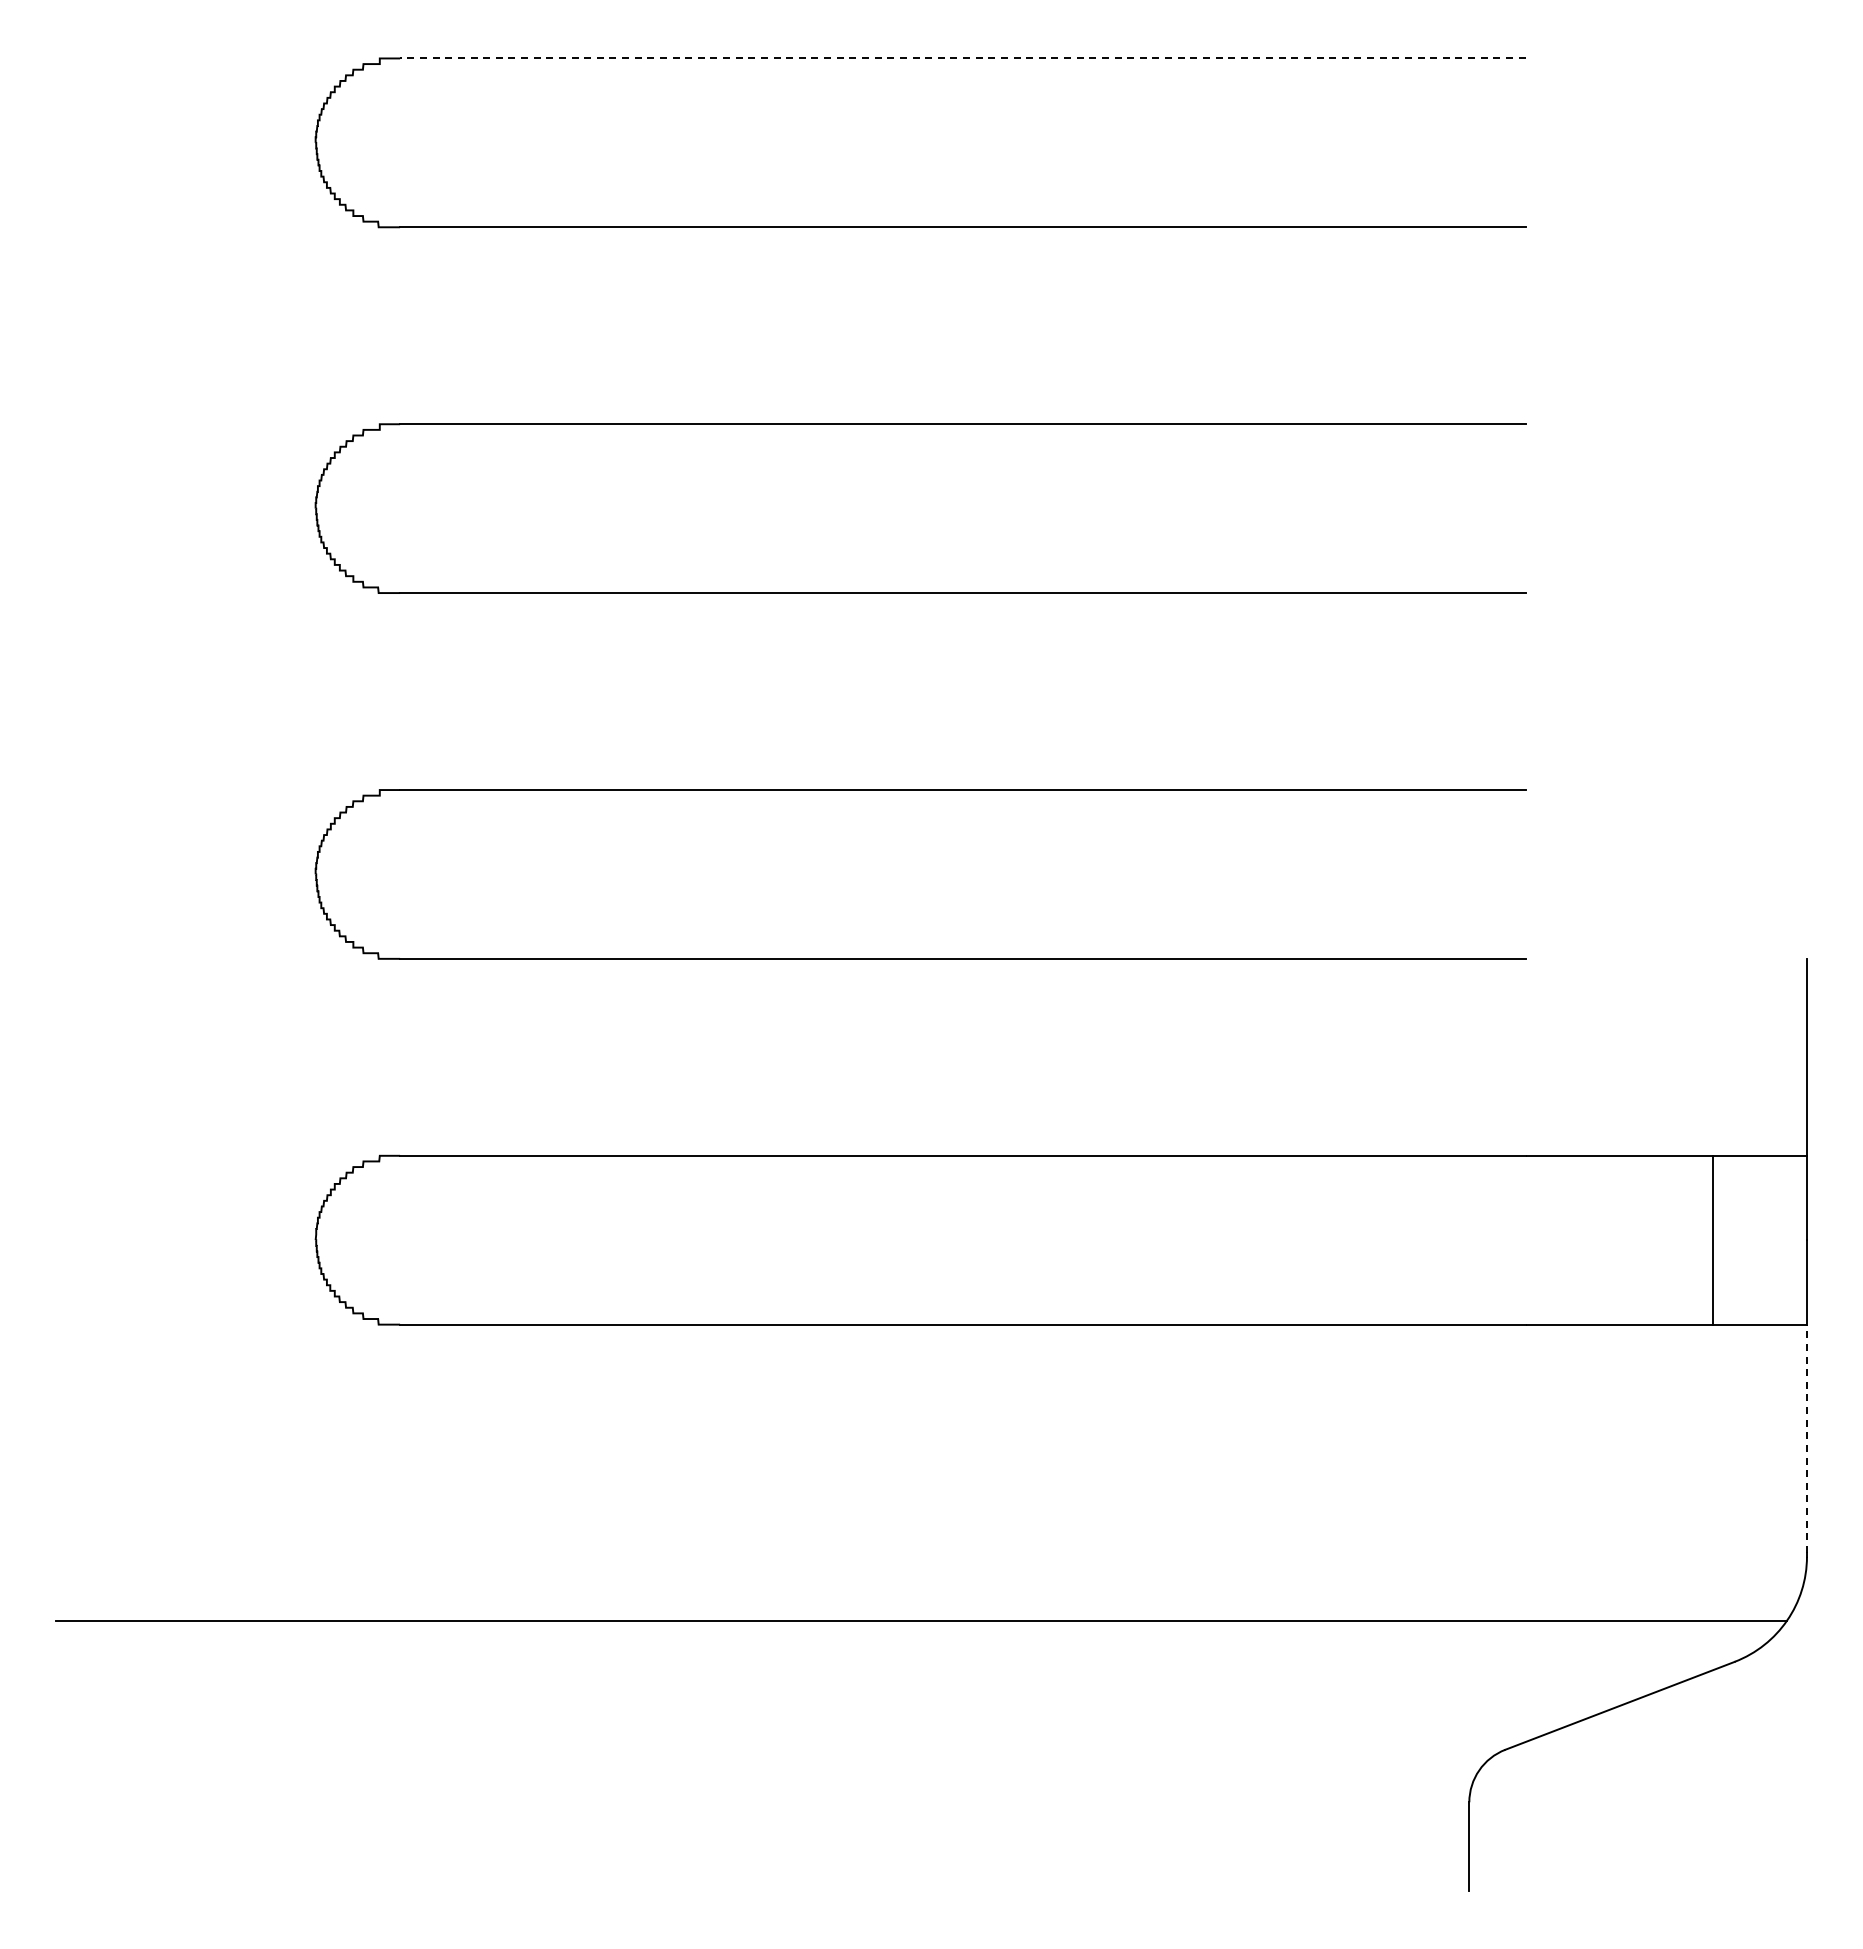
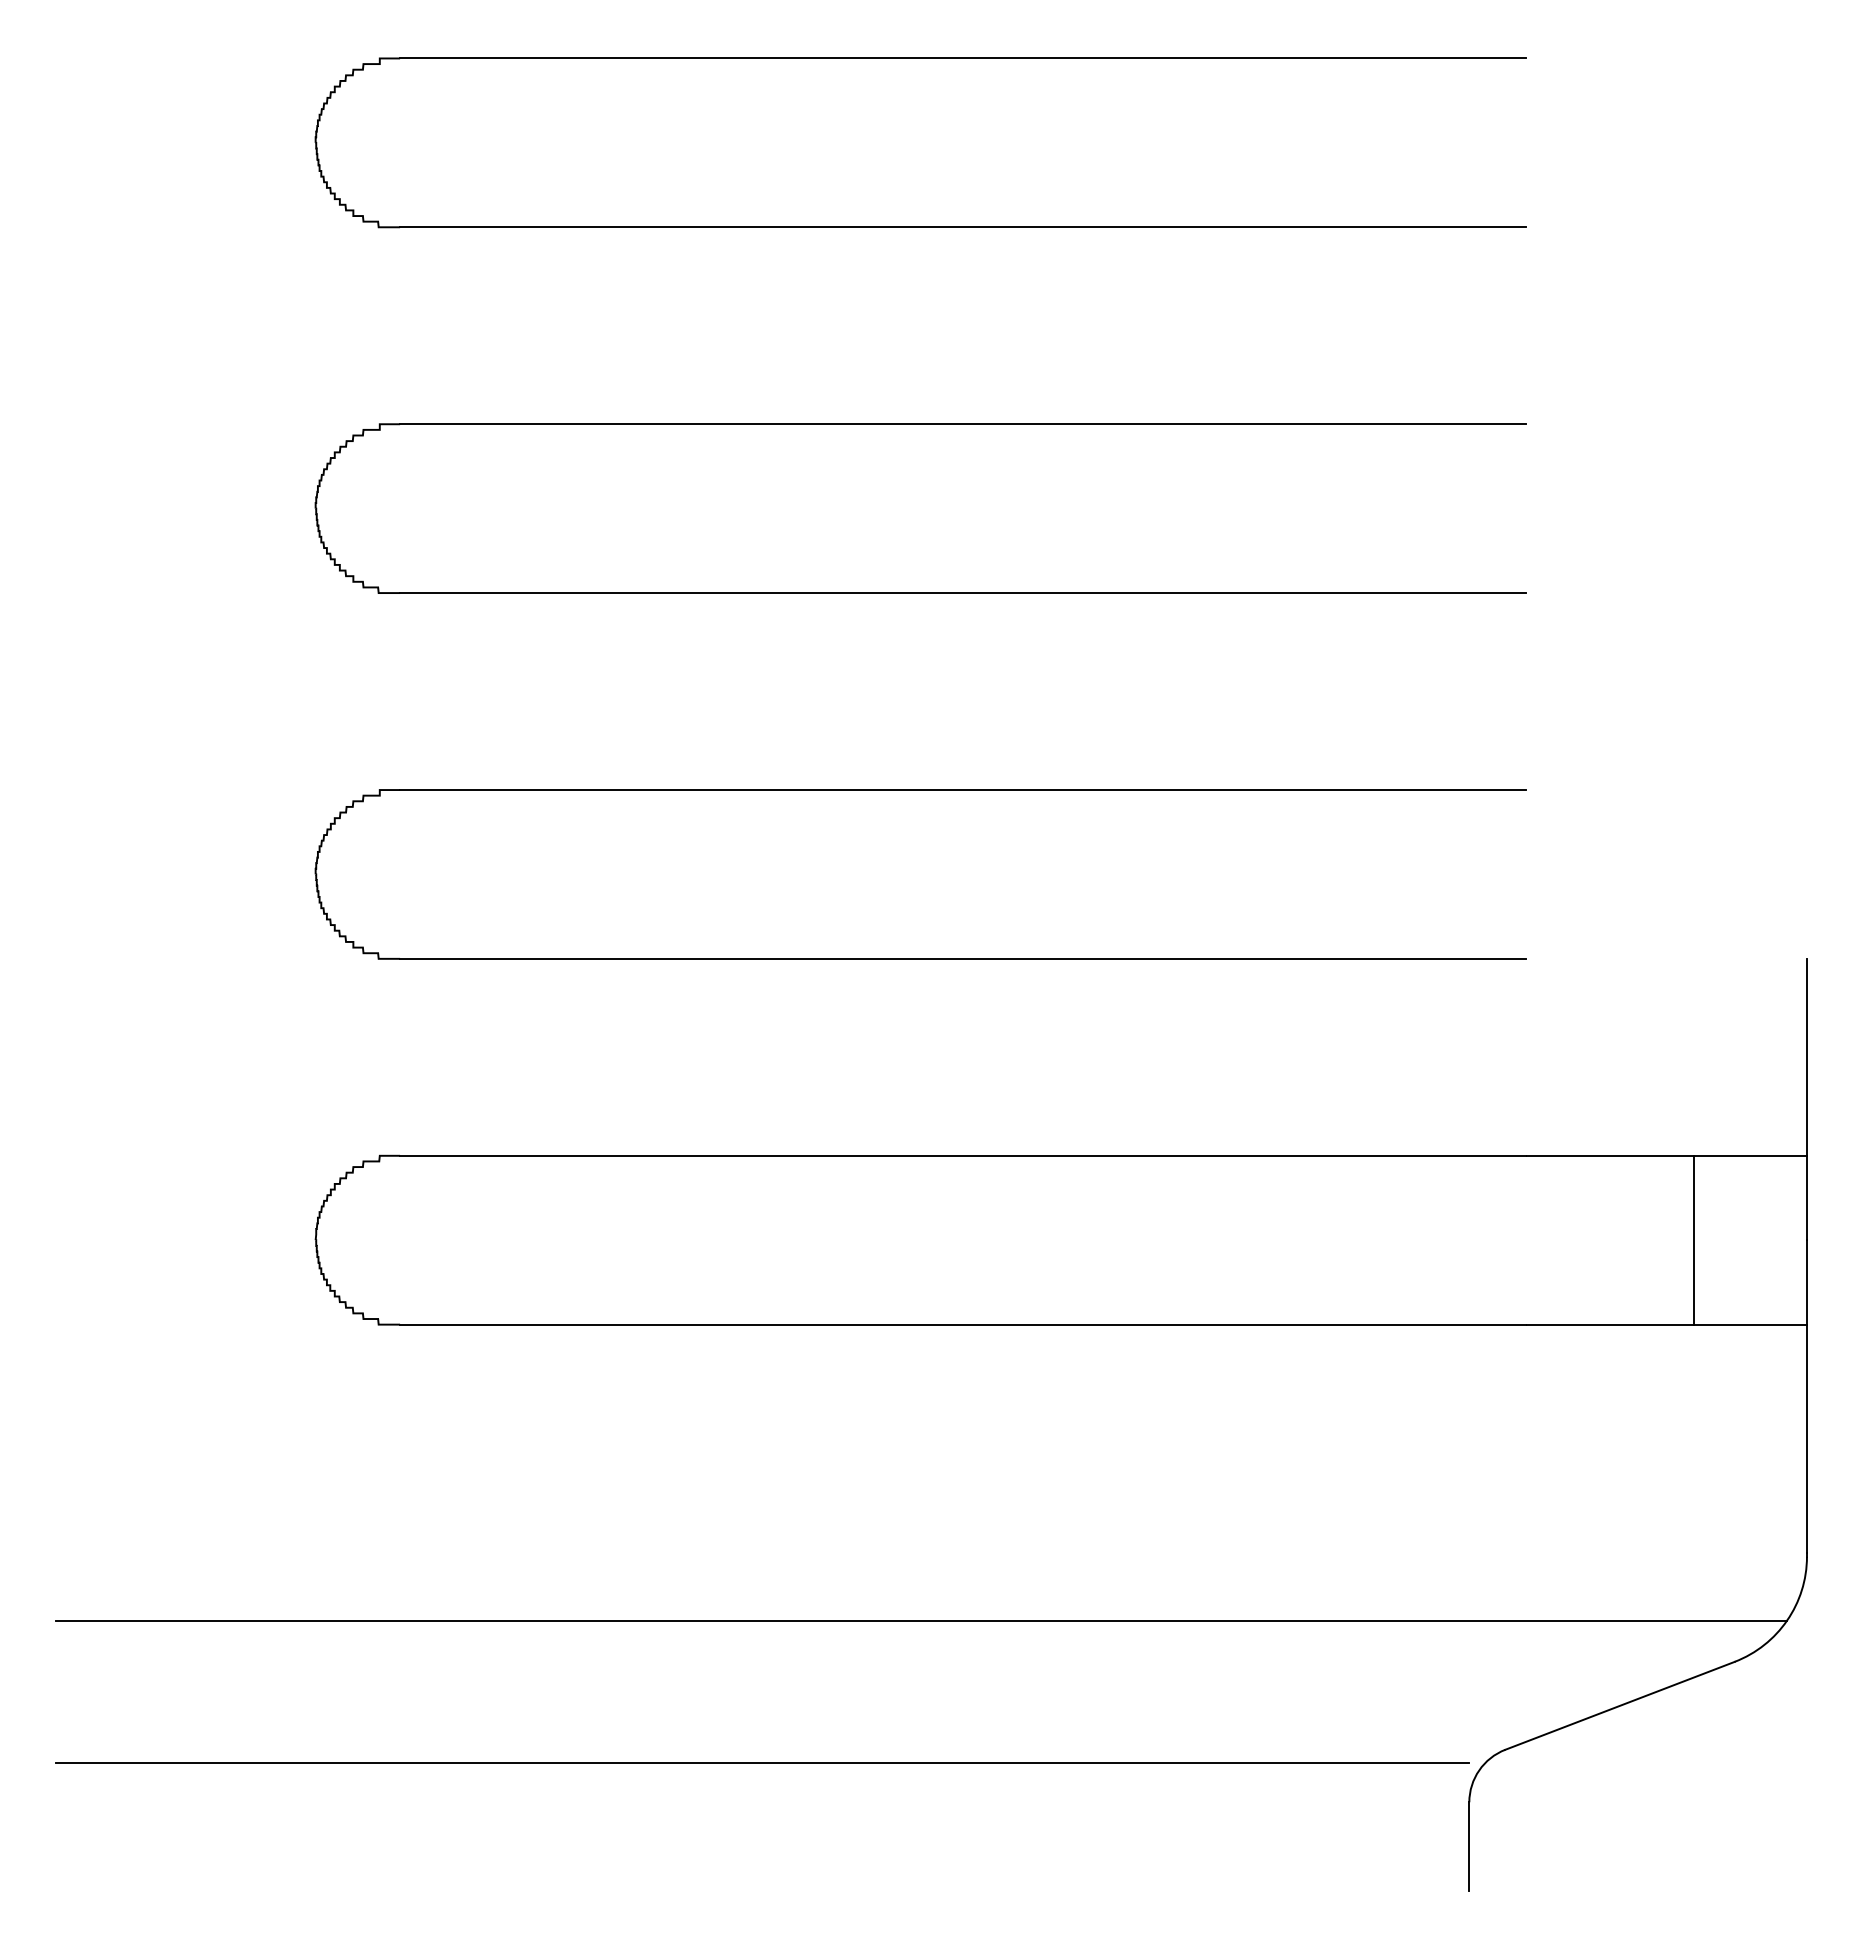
line: dashed -> solid (962, 58)
line position: (1713, 1239) -> (1694, 1239) (1694, 1239)
line: dashed -> solid (1806, 1438)
line: none -> present (762, 1762)
